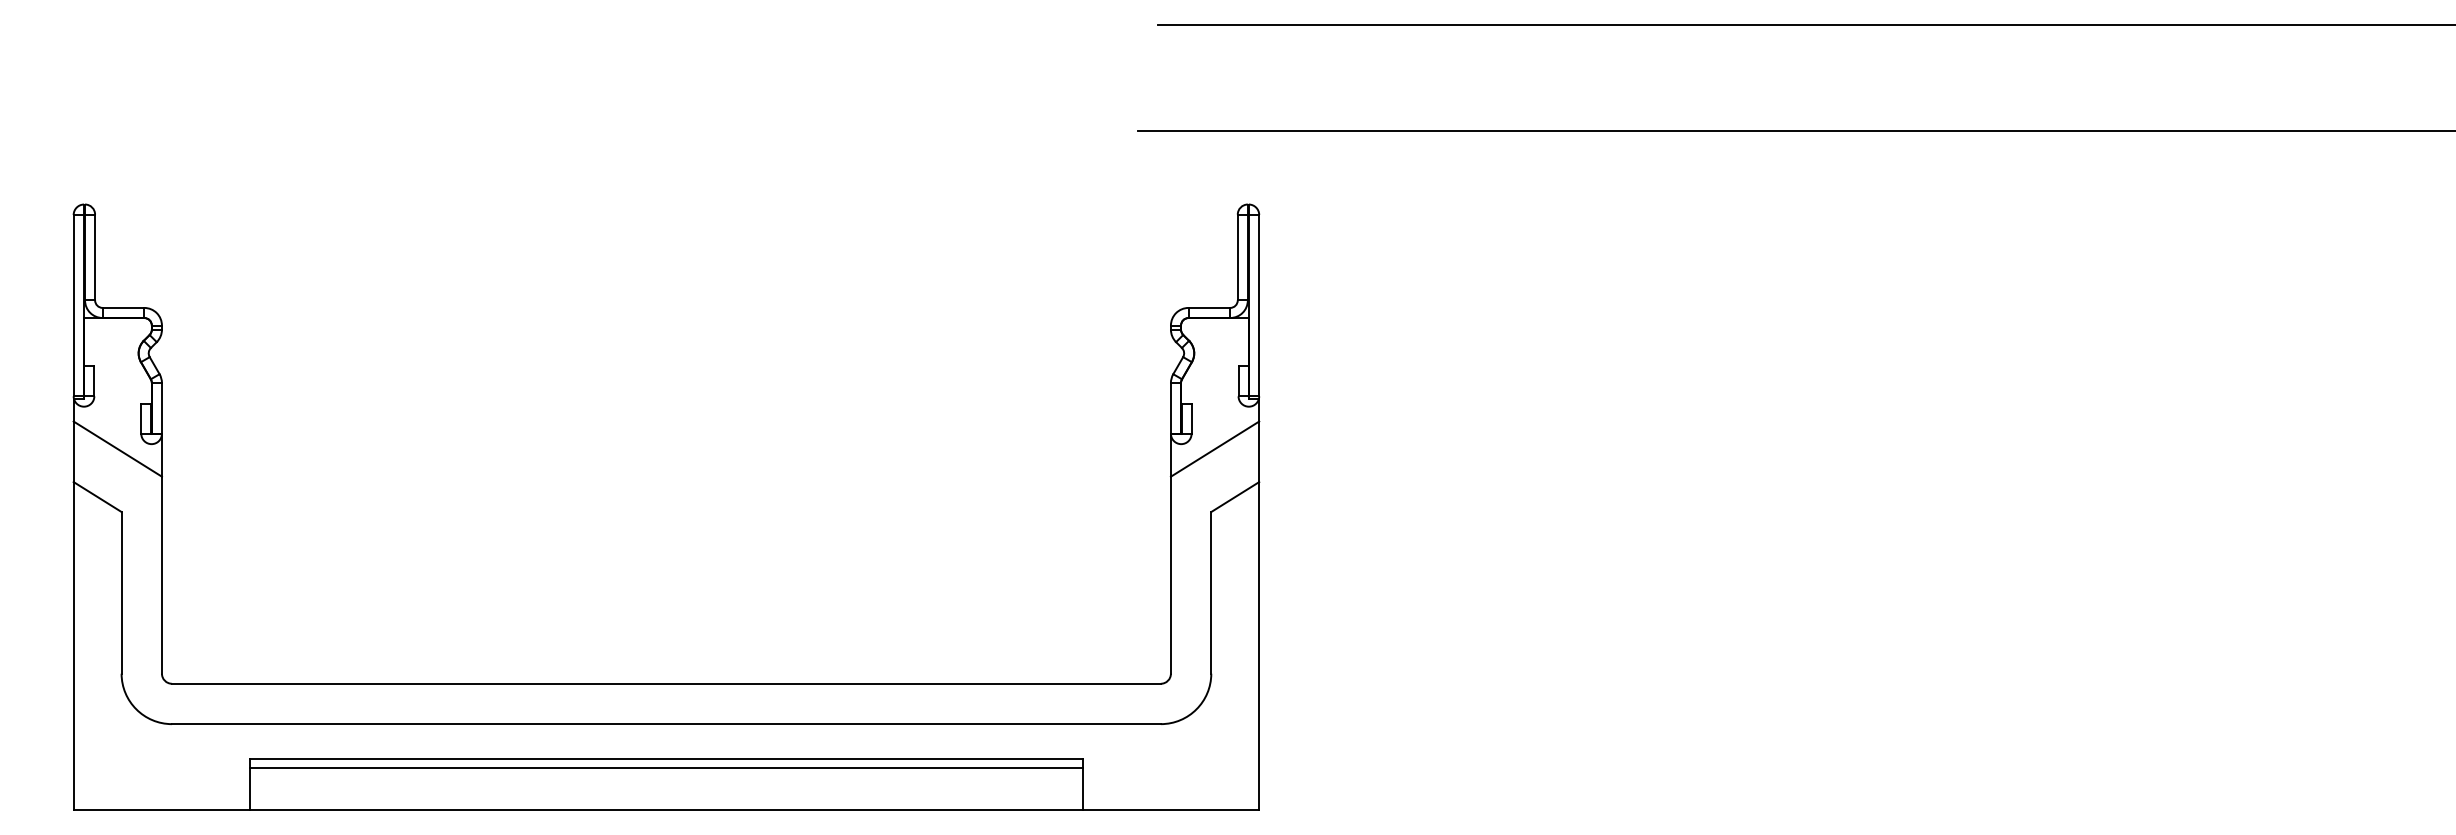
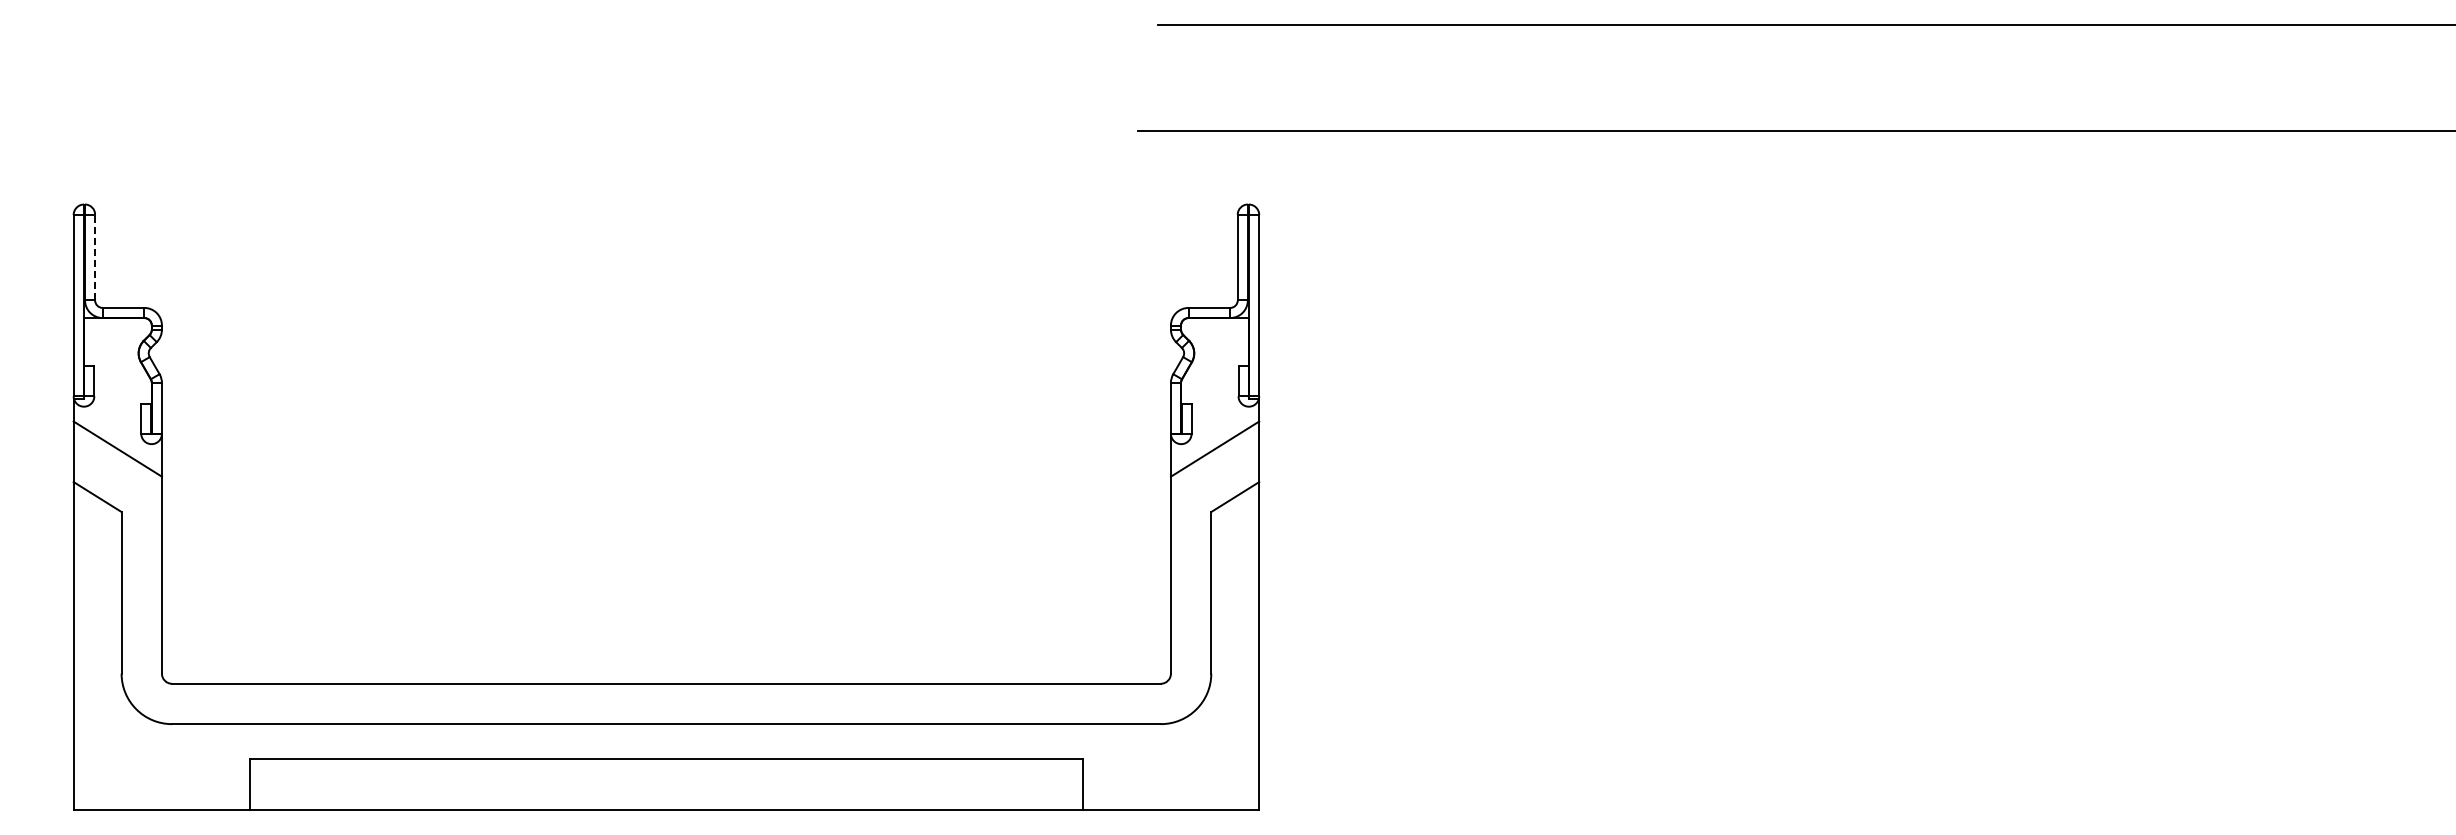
line: solid -> dashed (95, 257)
line: present -> none (666, 768)
